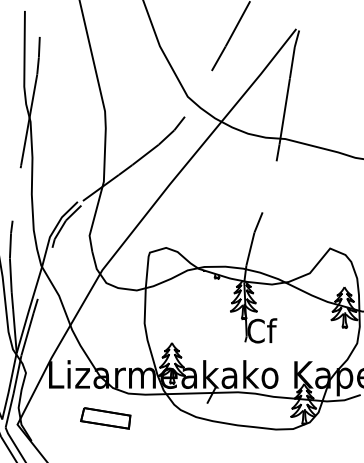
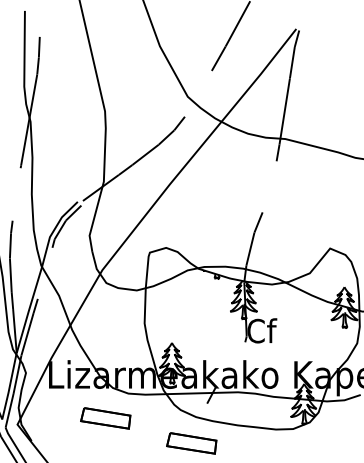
part: none -> present (191, 443)
